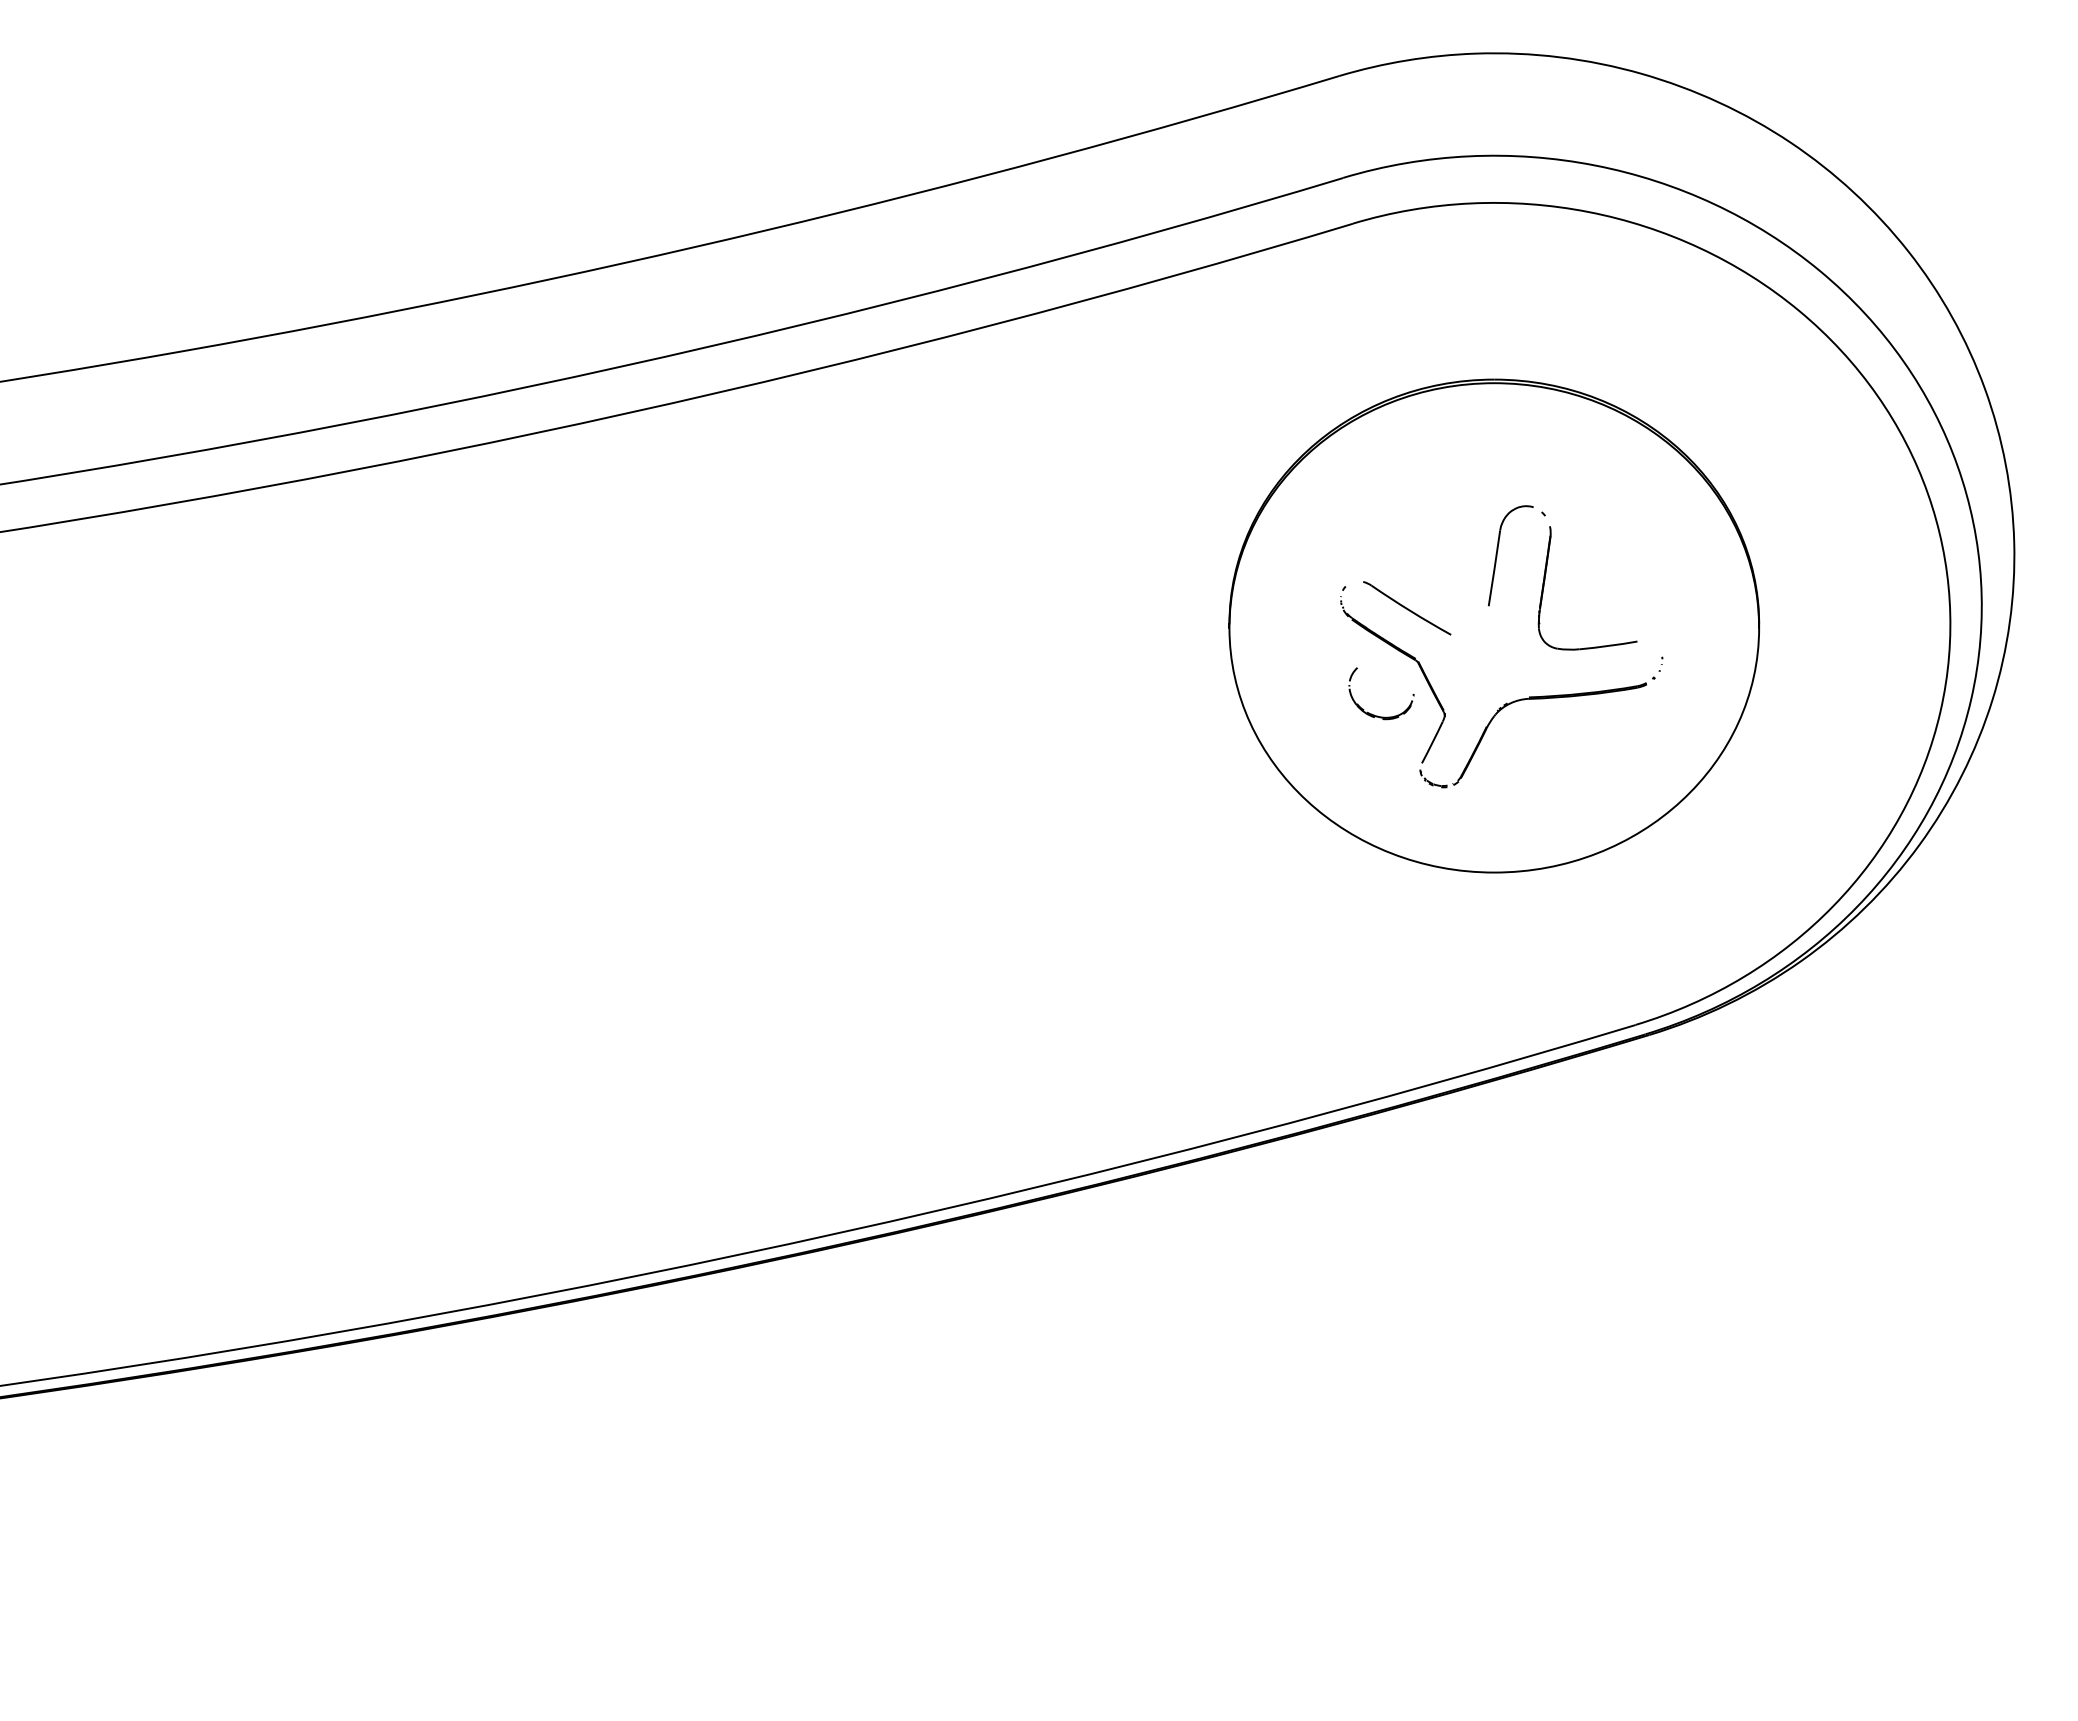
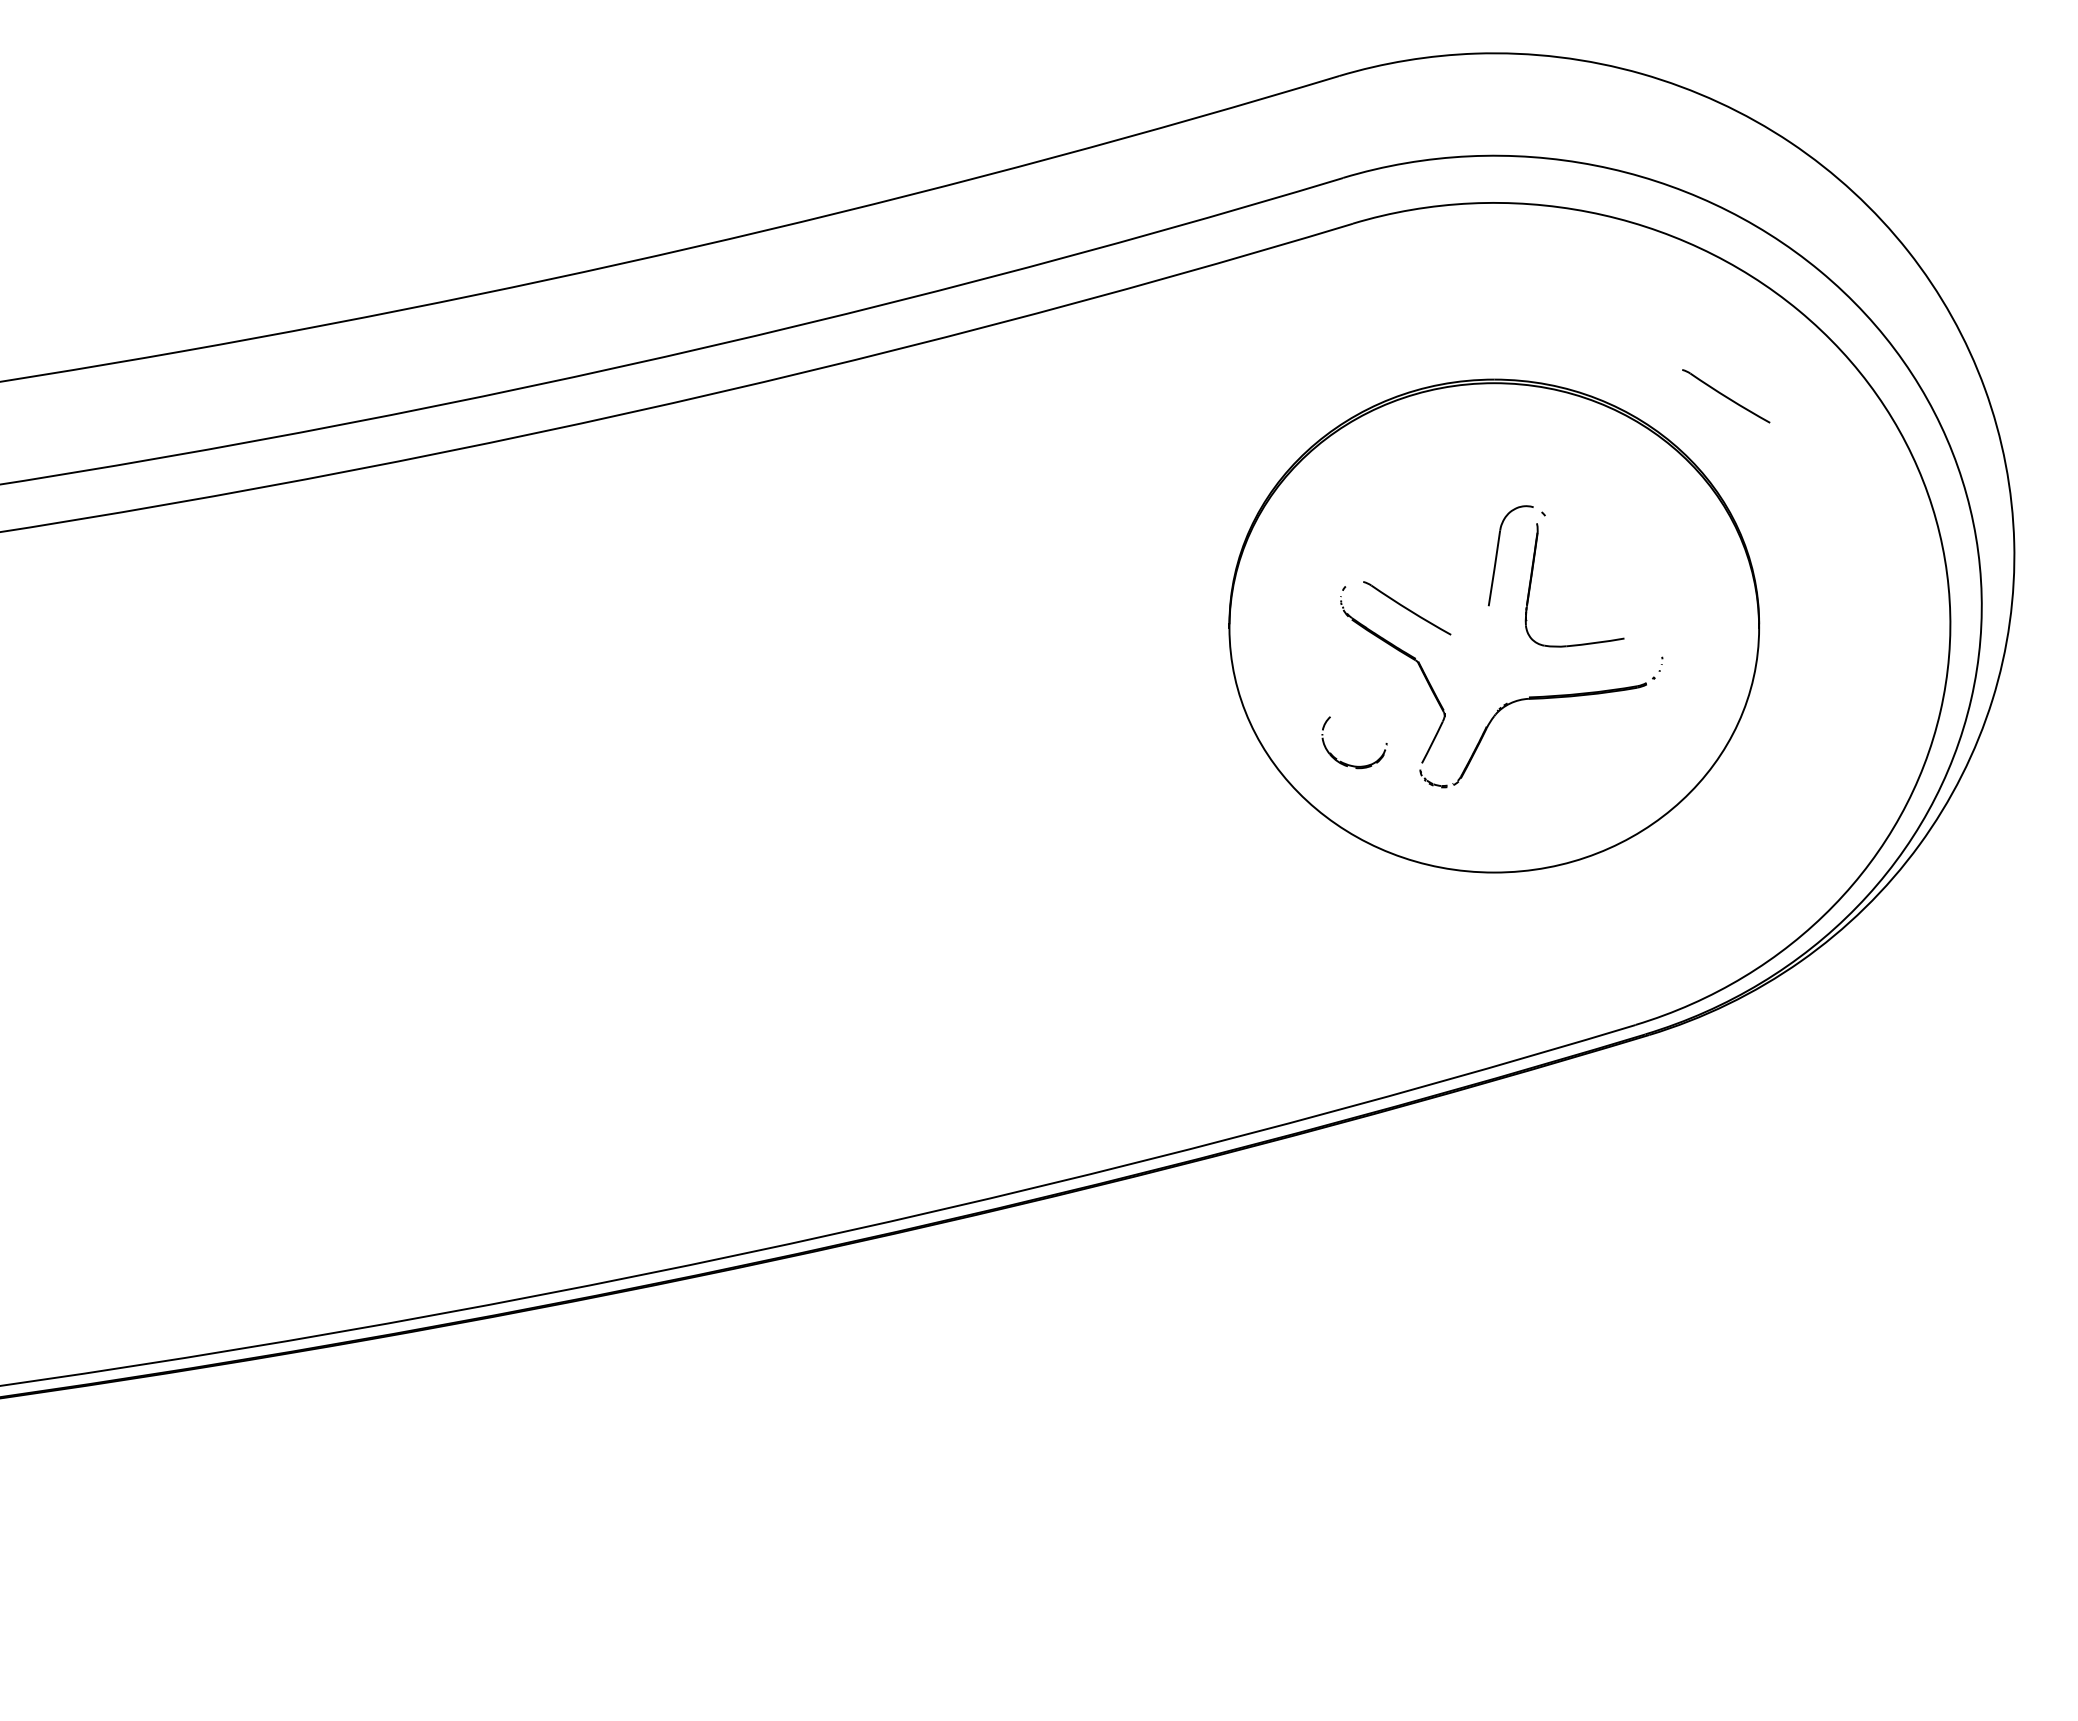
part: none -> present (1726, 396)
part position: (1545, 580) -> (1532, 577) (1532, 577)
part position: (1374, 714) -> (1347, 763) (1347, 763)
